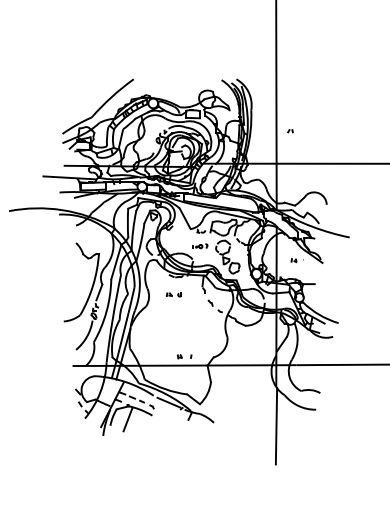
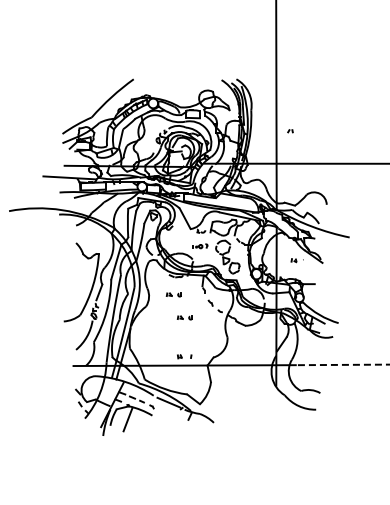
part: none -> present (184, 317)
line: solid -> dashed (343, 364)
line: present -> none (276, 426)
